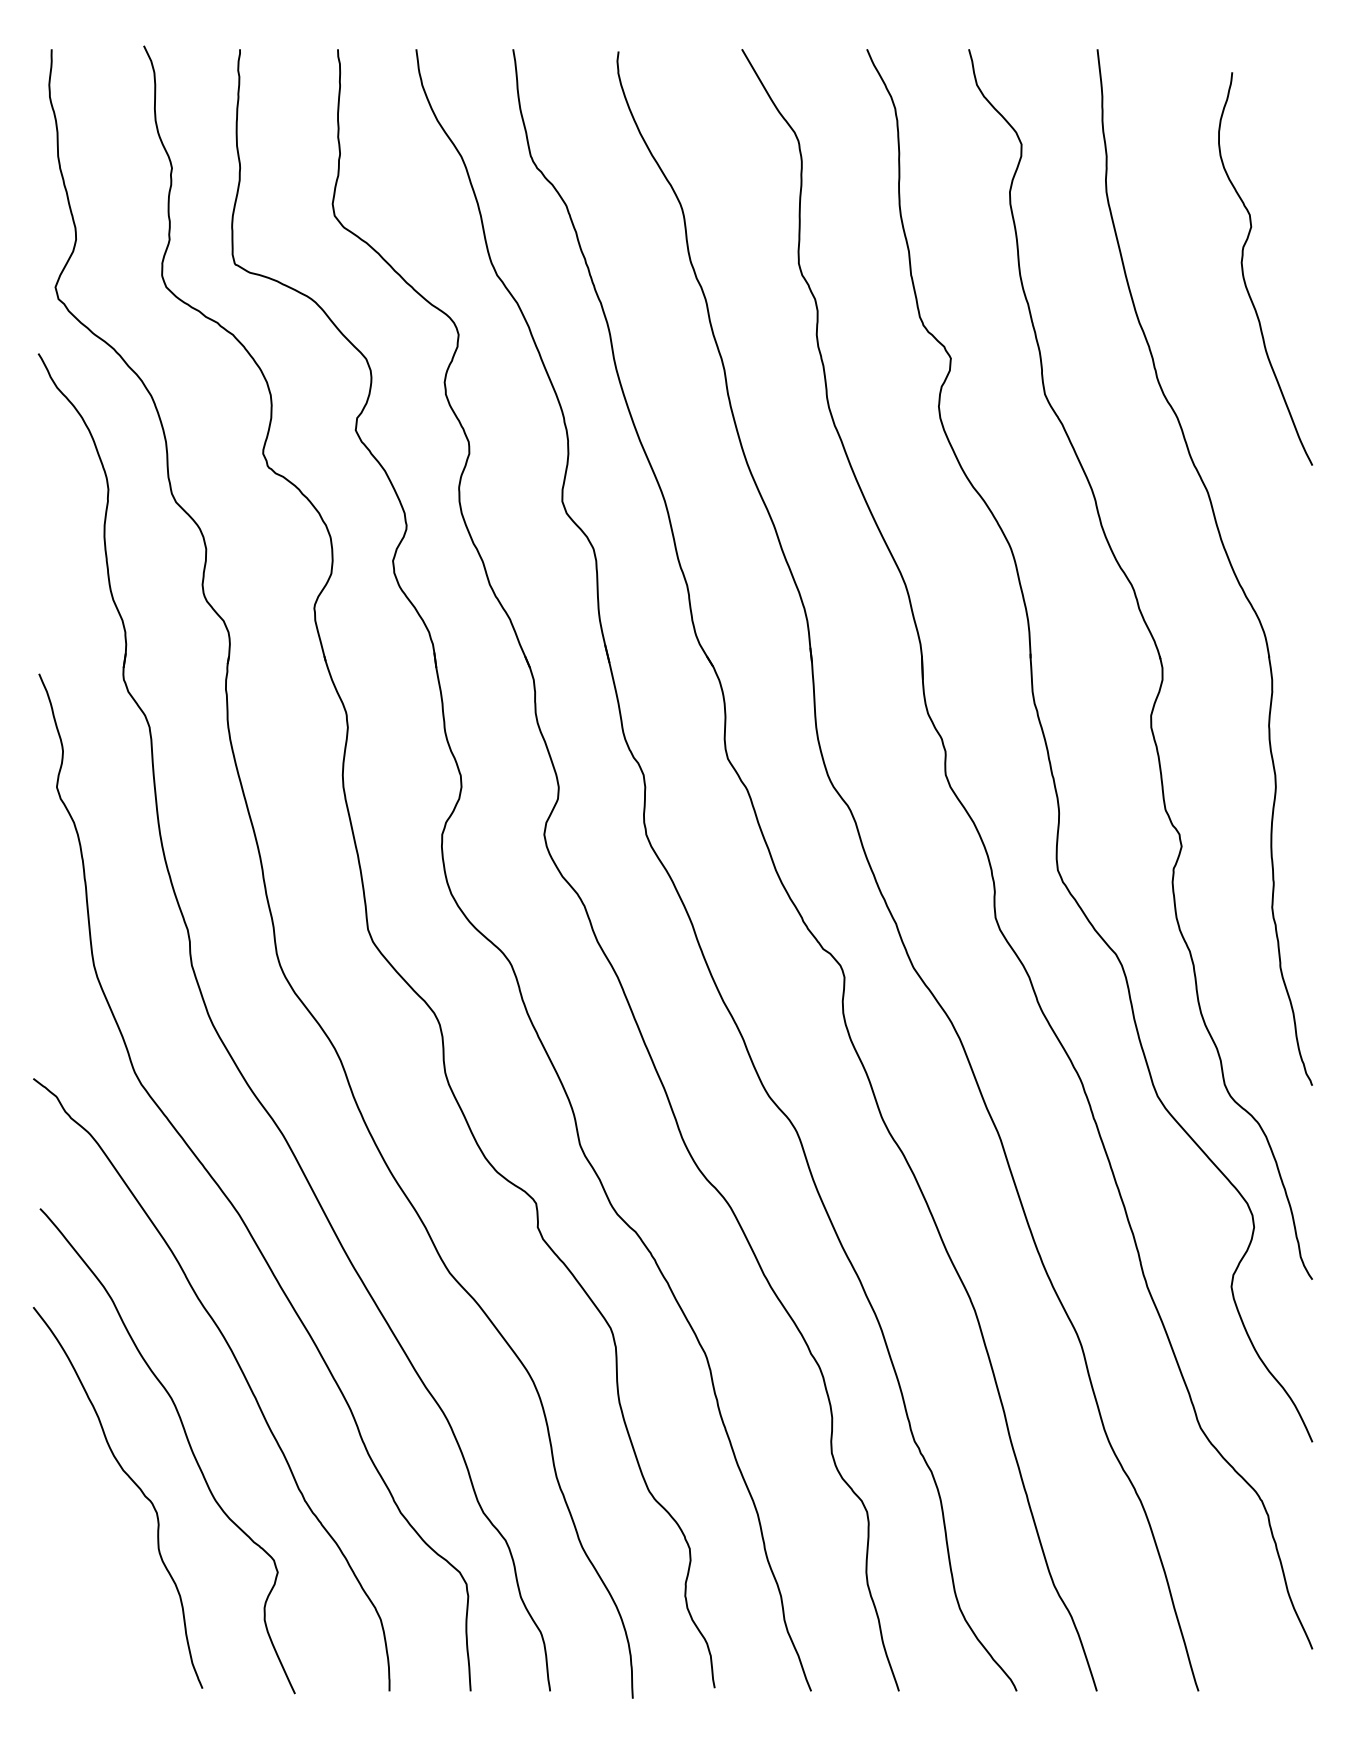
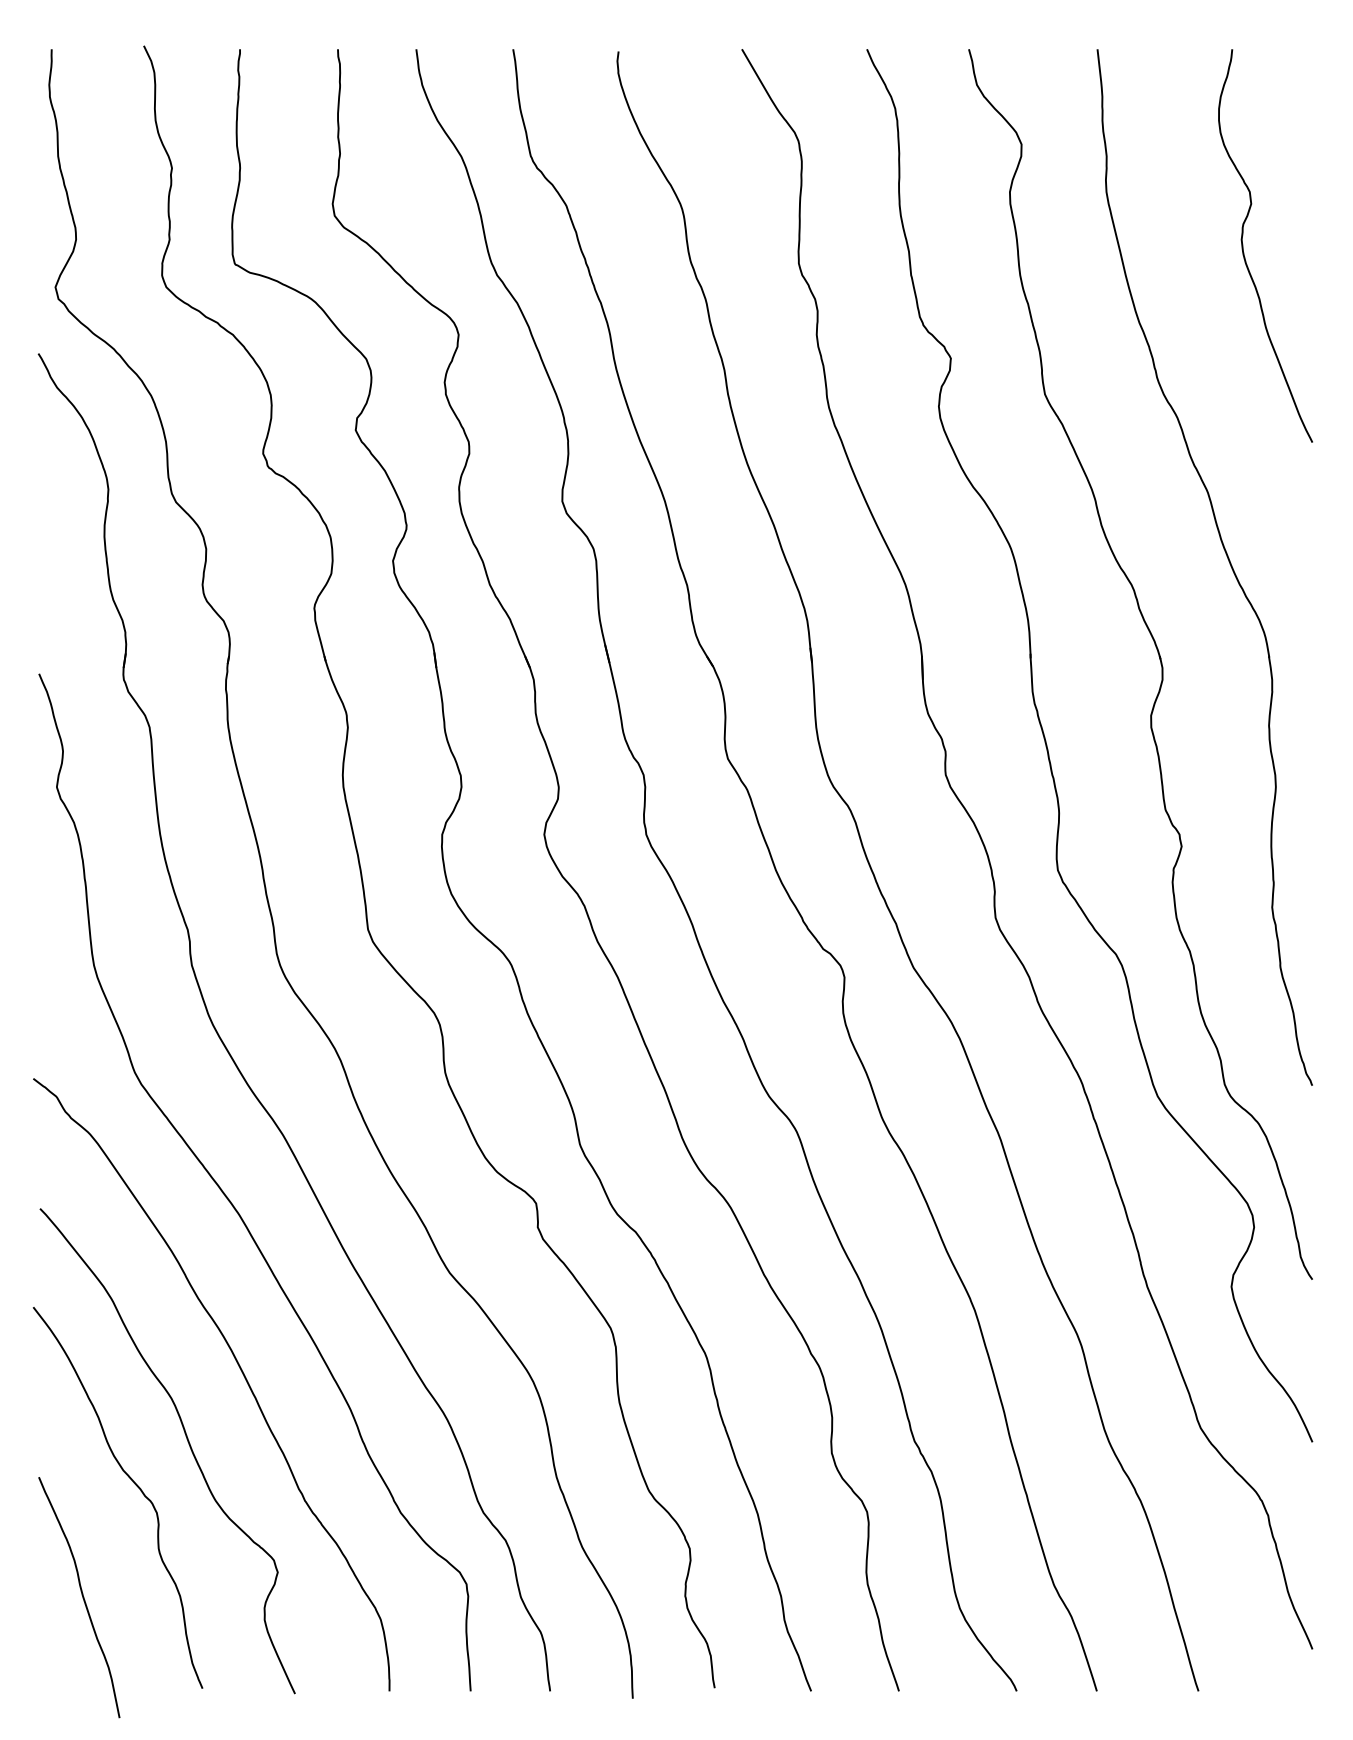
curve position: (1243, 268) -> (1243, 245) (1243, 245)
curve: none -> present (81, 1595)
